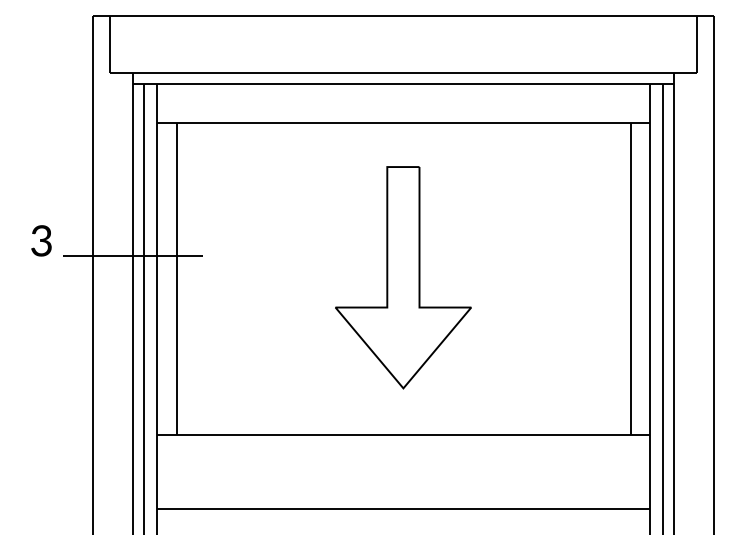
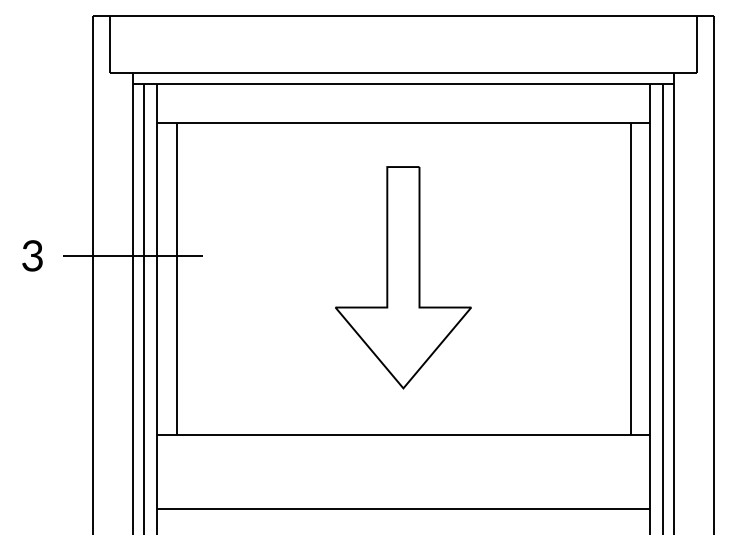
text position: (41, 240) -> (32, 255) (32, 255)
